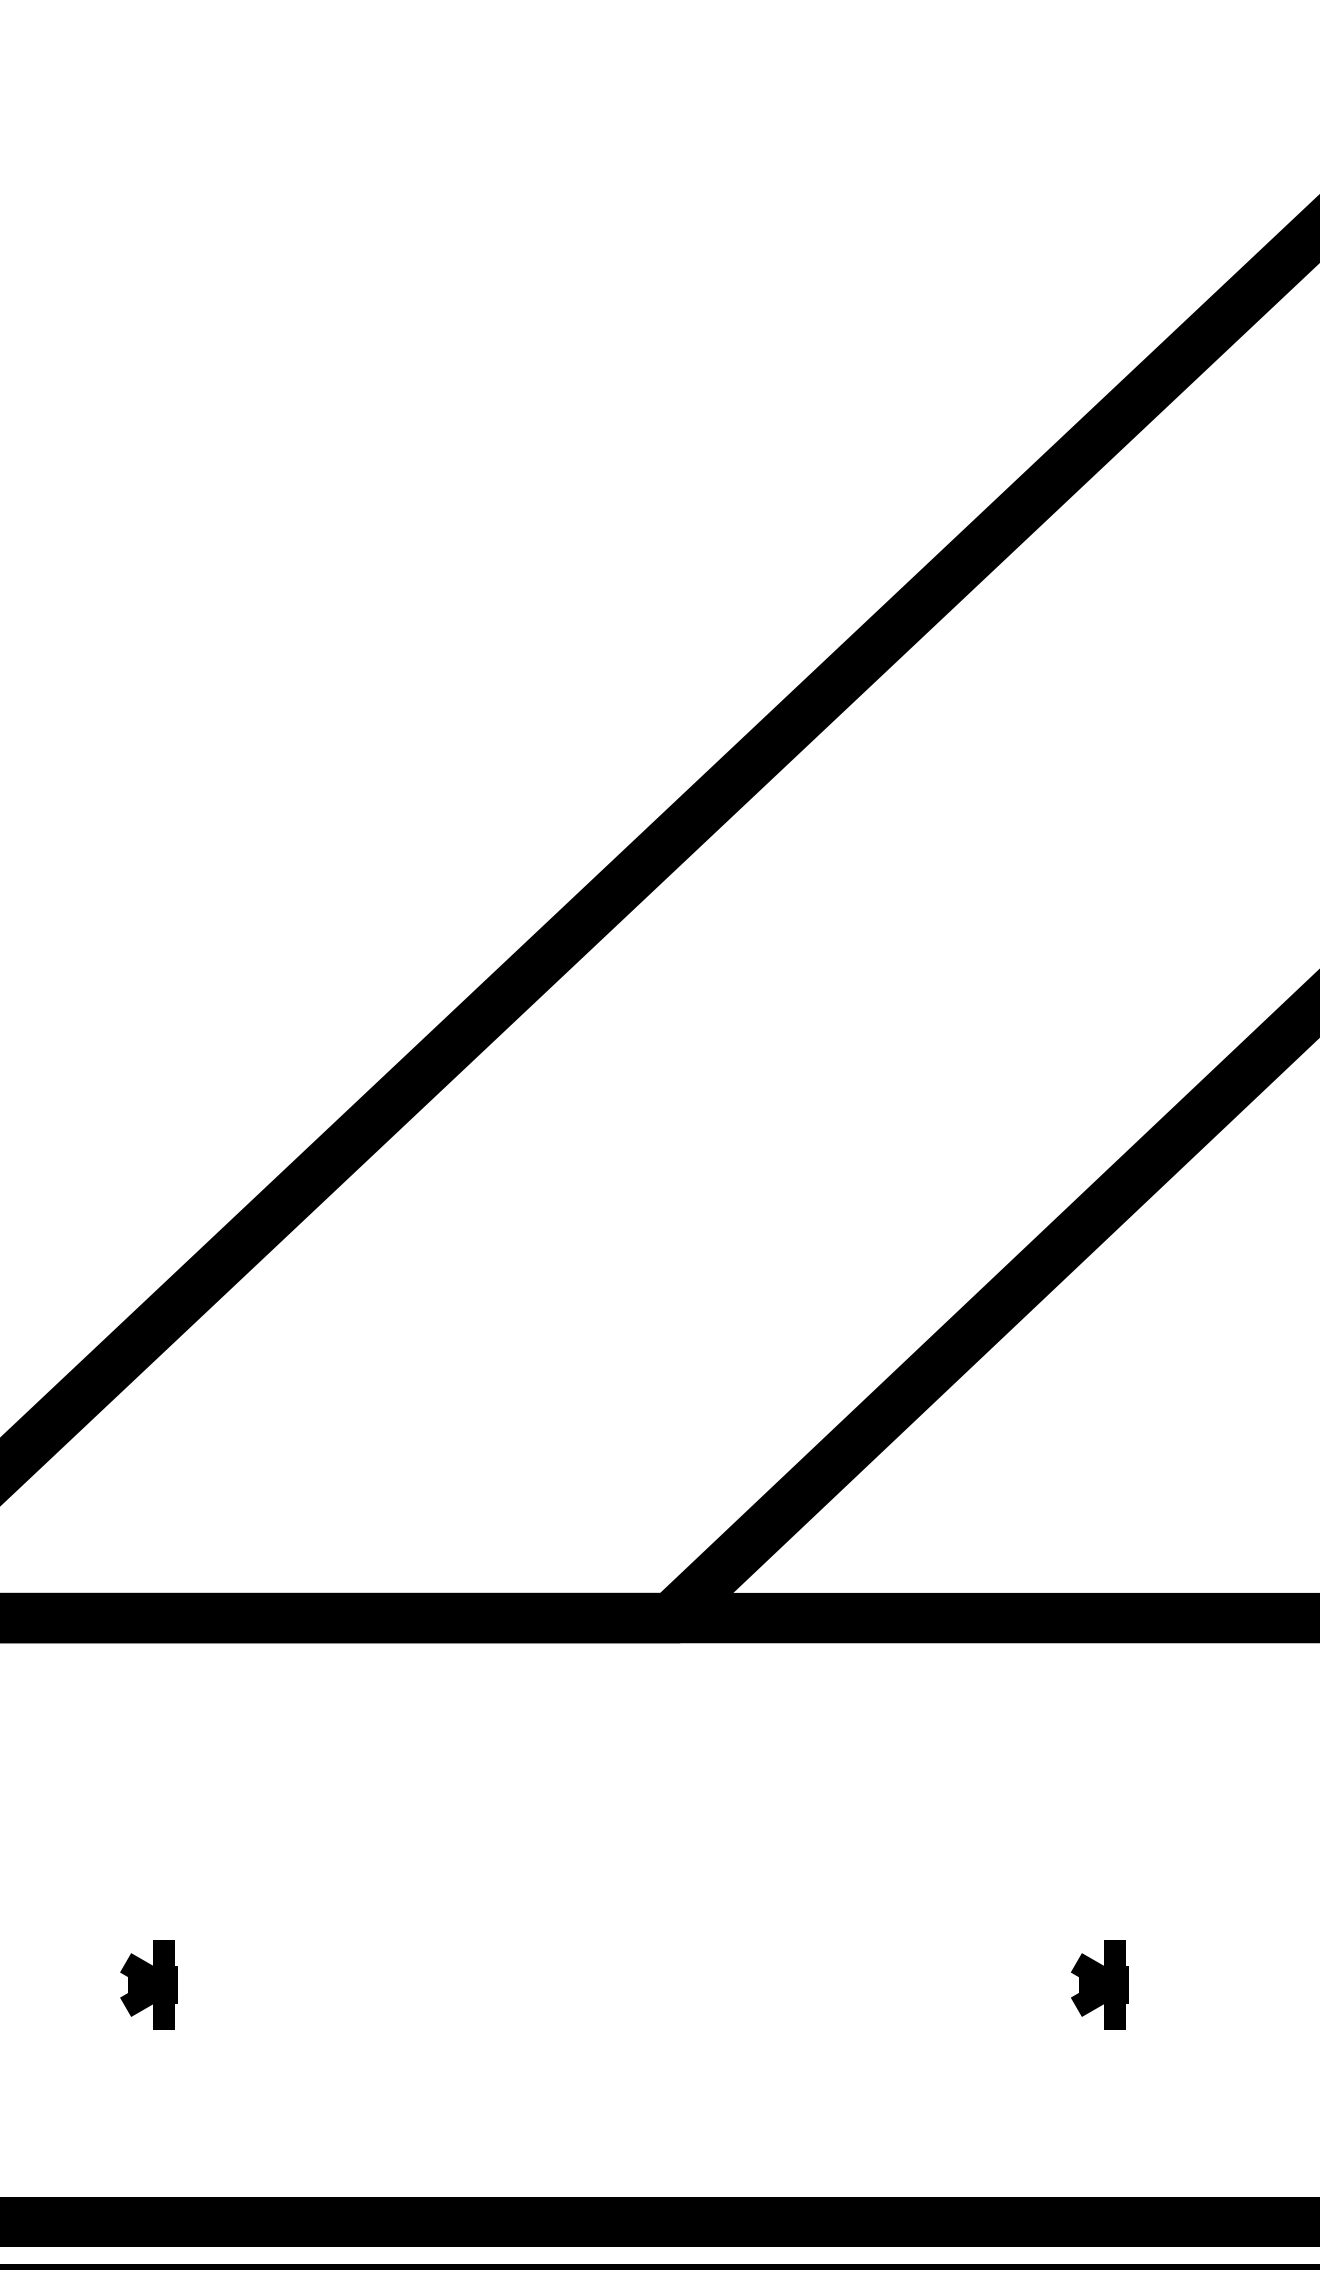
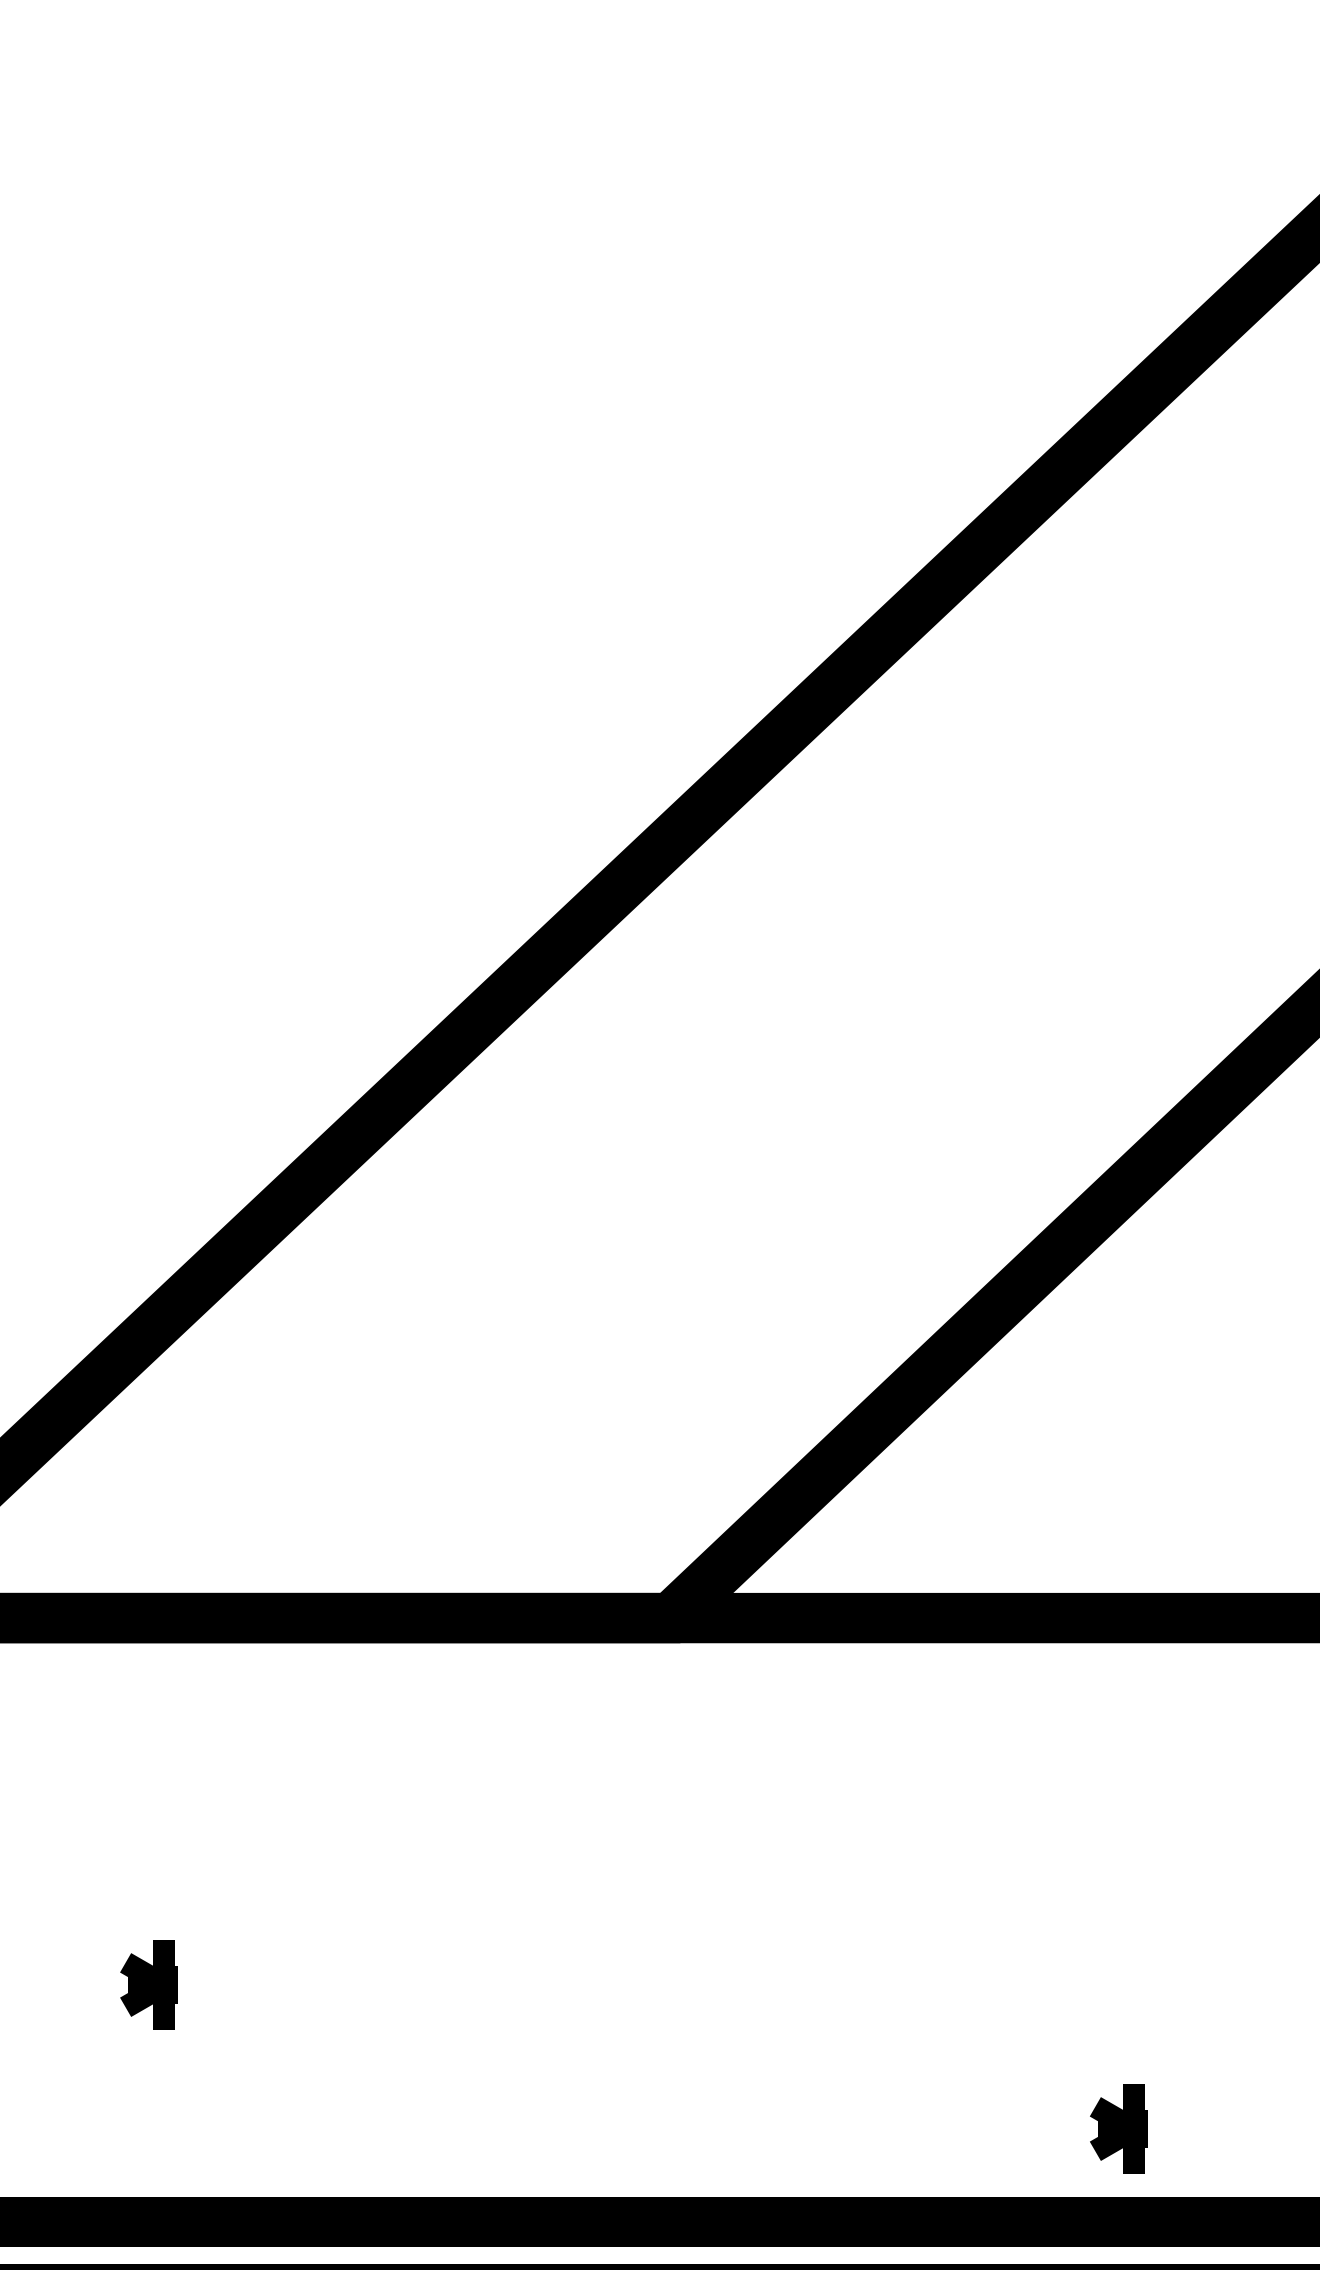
part position: (1099, 1984) -> (1118, 2128) (1118, 2128)
